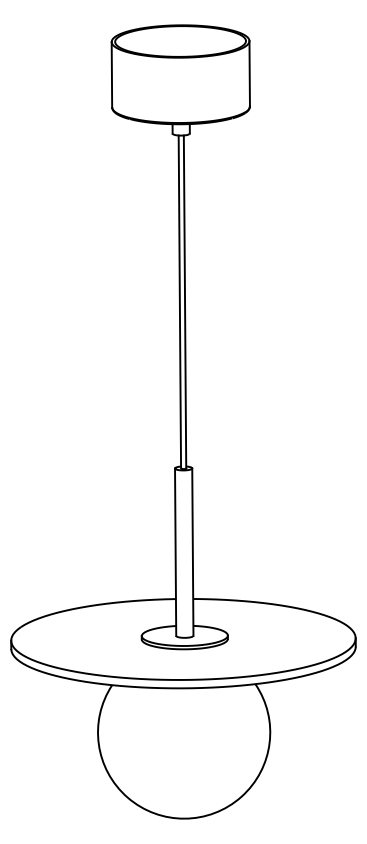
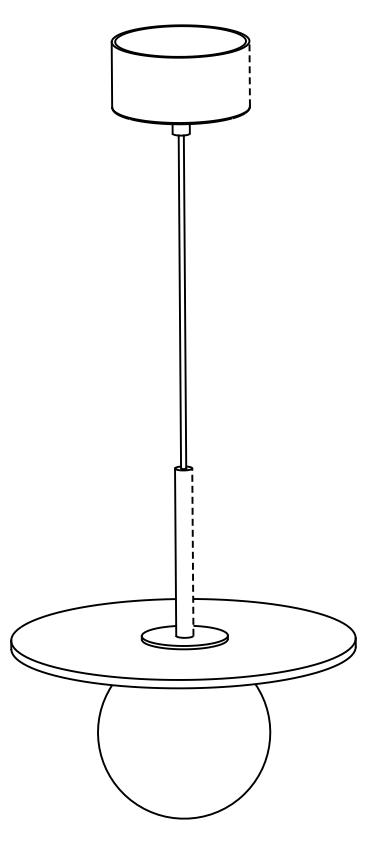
line: solid -> dashed (249, 73)
line: solid -> dashed (192, 552)
